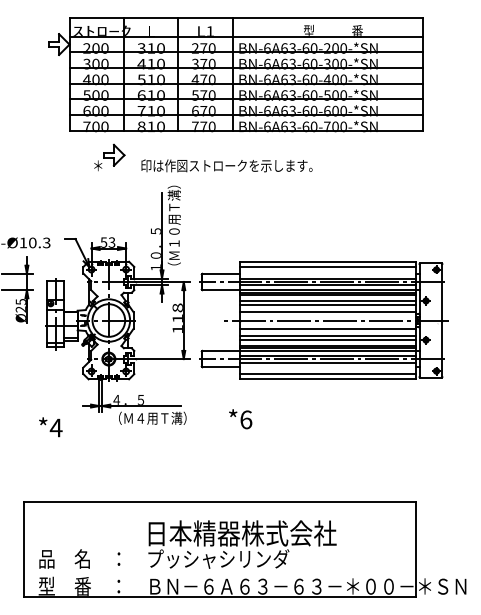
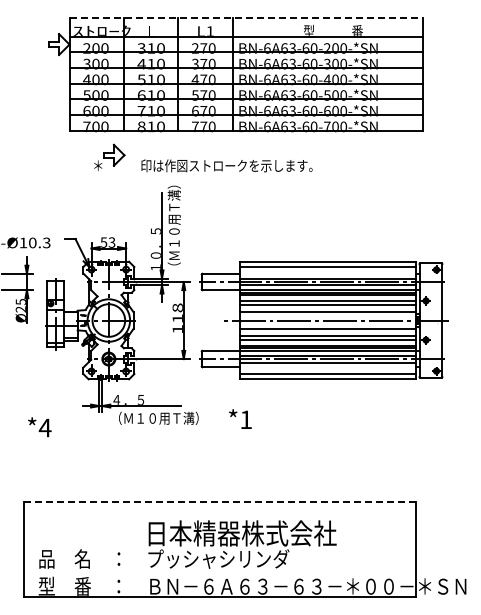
line: solid -> dashed (246, 18)
text: （Ｍ４用Ｔ溝） -> （Ｍ１０用Ｔ溝） (167, 417)
text: *6 -> *1 (246, 419)
text position: (50, 427) -> (39, 427) (39, 427)
line: solid -> dashed (219, 502)
